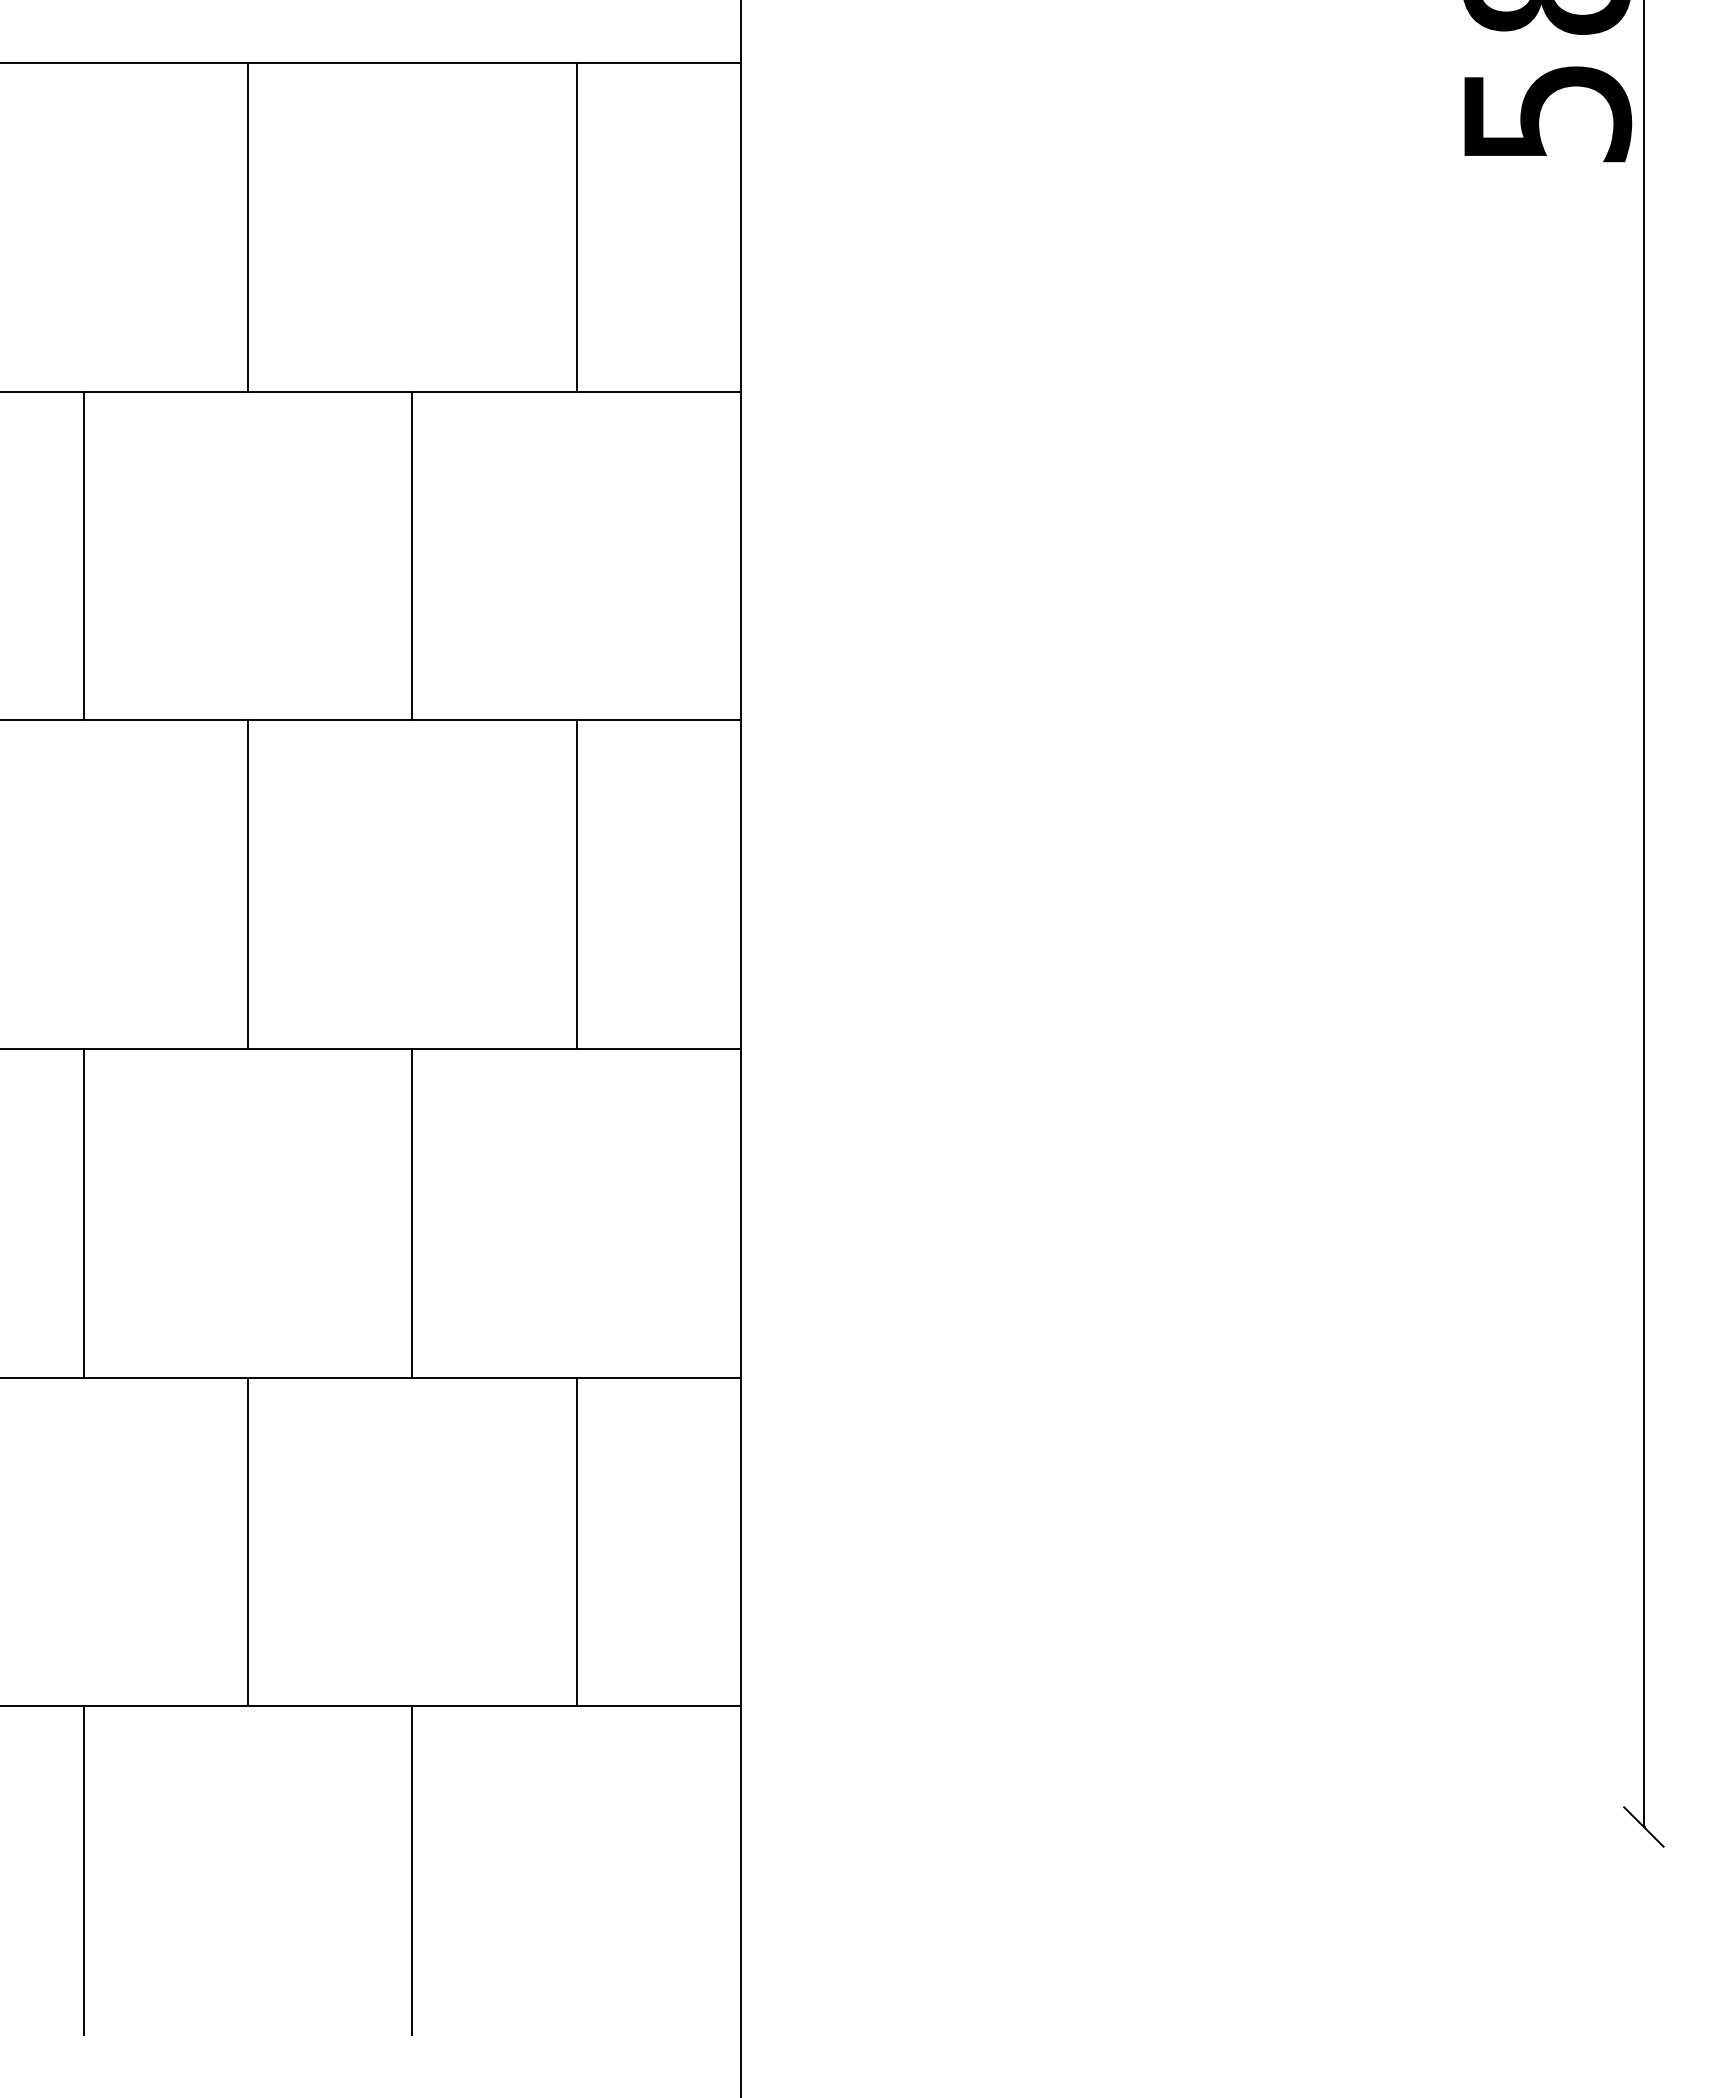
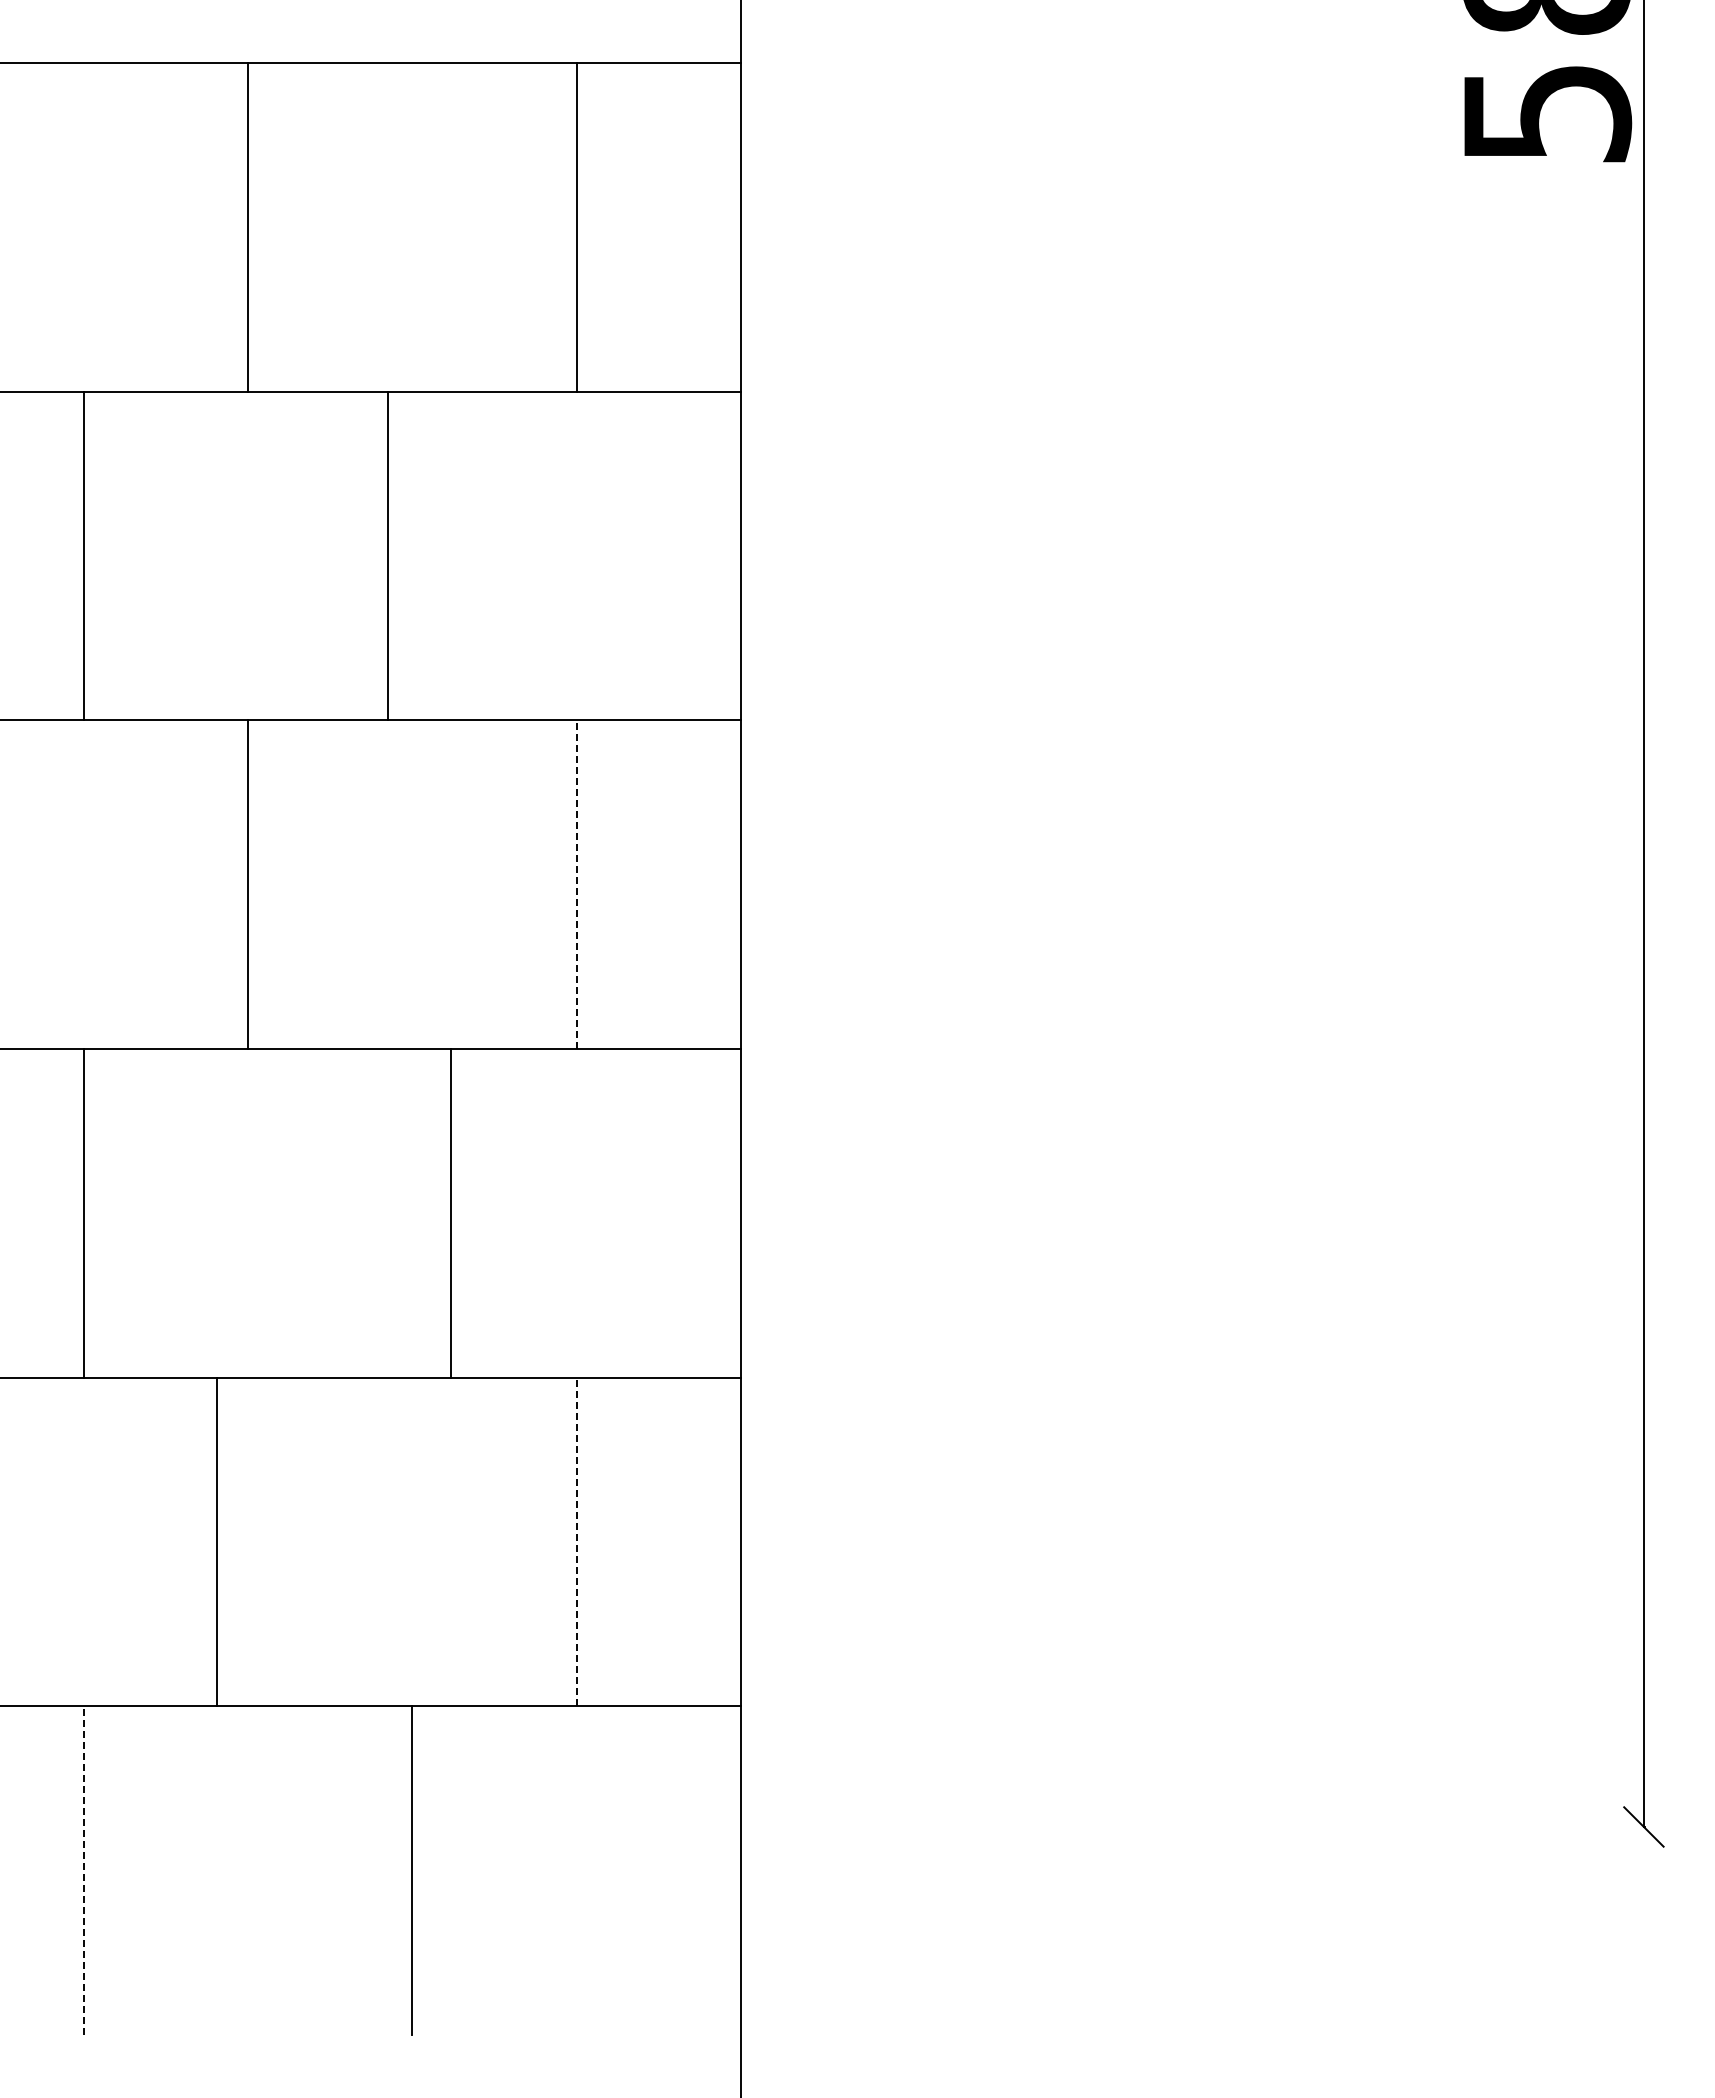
line position: (412, 555) -> (388, 555) (388, 555)
line: solid -> dashed (576, 884)
line position: (412, 1212) -> (451, 1212) (451, 1212)
line position: (247, 1541) -> (216, 1541) (216, 1541)
line: solid -> dashed (576, 1541)
line: solid -> dashed (83, 1870)
